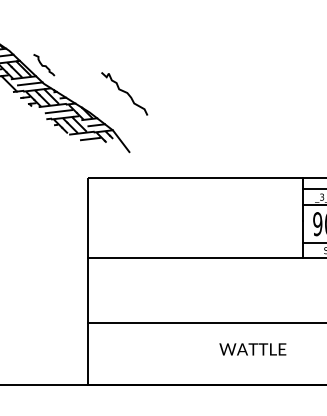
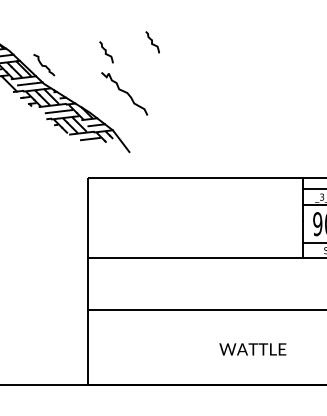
curve: none -> present (152, 42)
curve: none -> present (106, 52)
line position: (205, 323) -> (205, 310) (205, 310)
